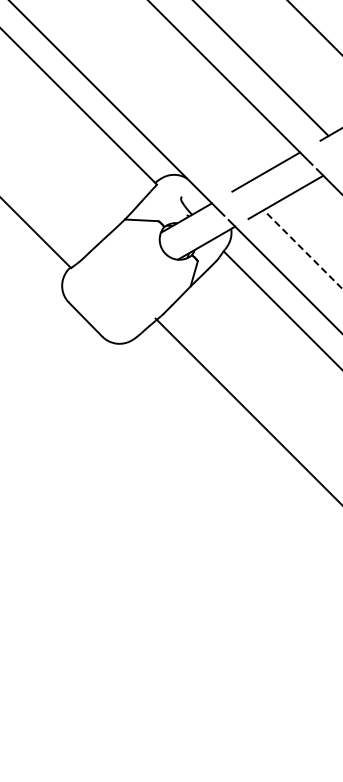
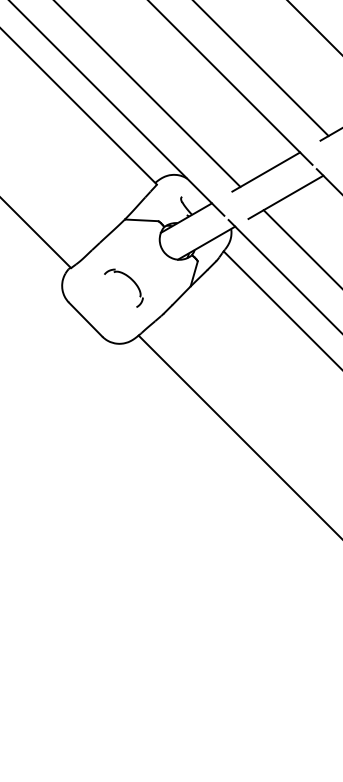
line: none -> present (147, 94)
line: dashed -> solid (303, 249)
part: none -> present (130, 279)
line position: (247, 410) -> (238, 435) (238, 435)
